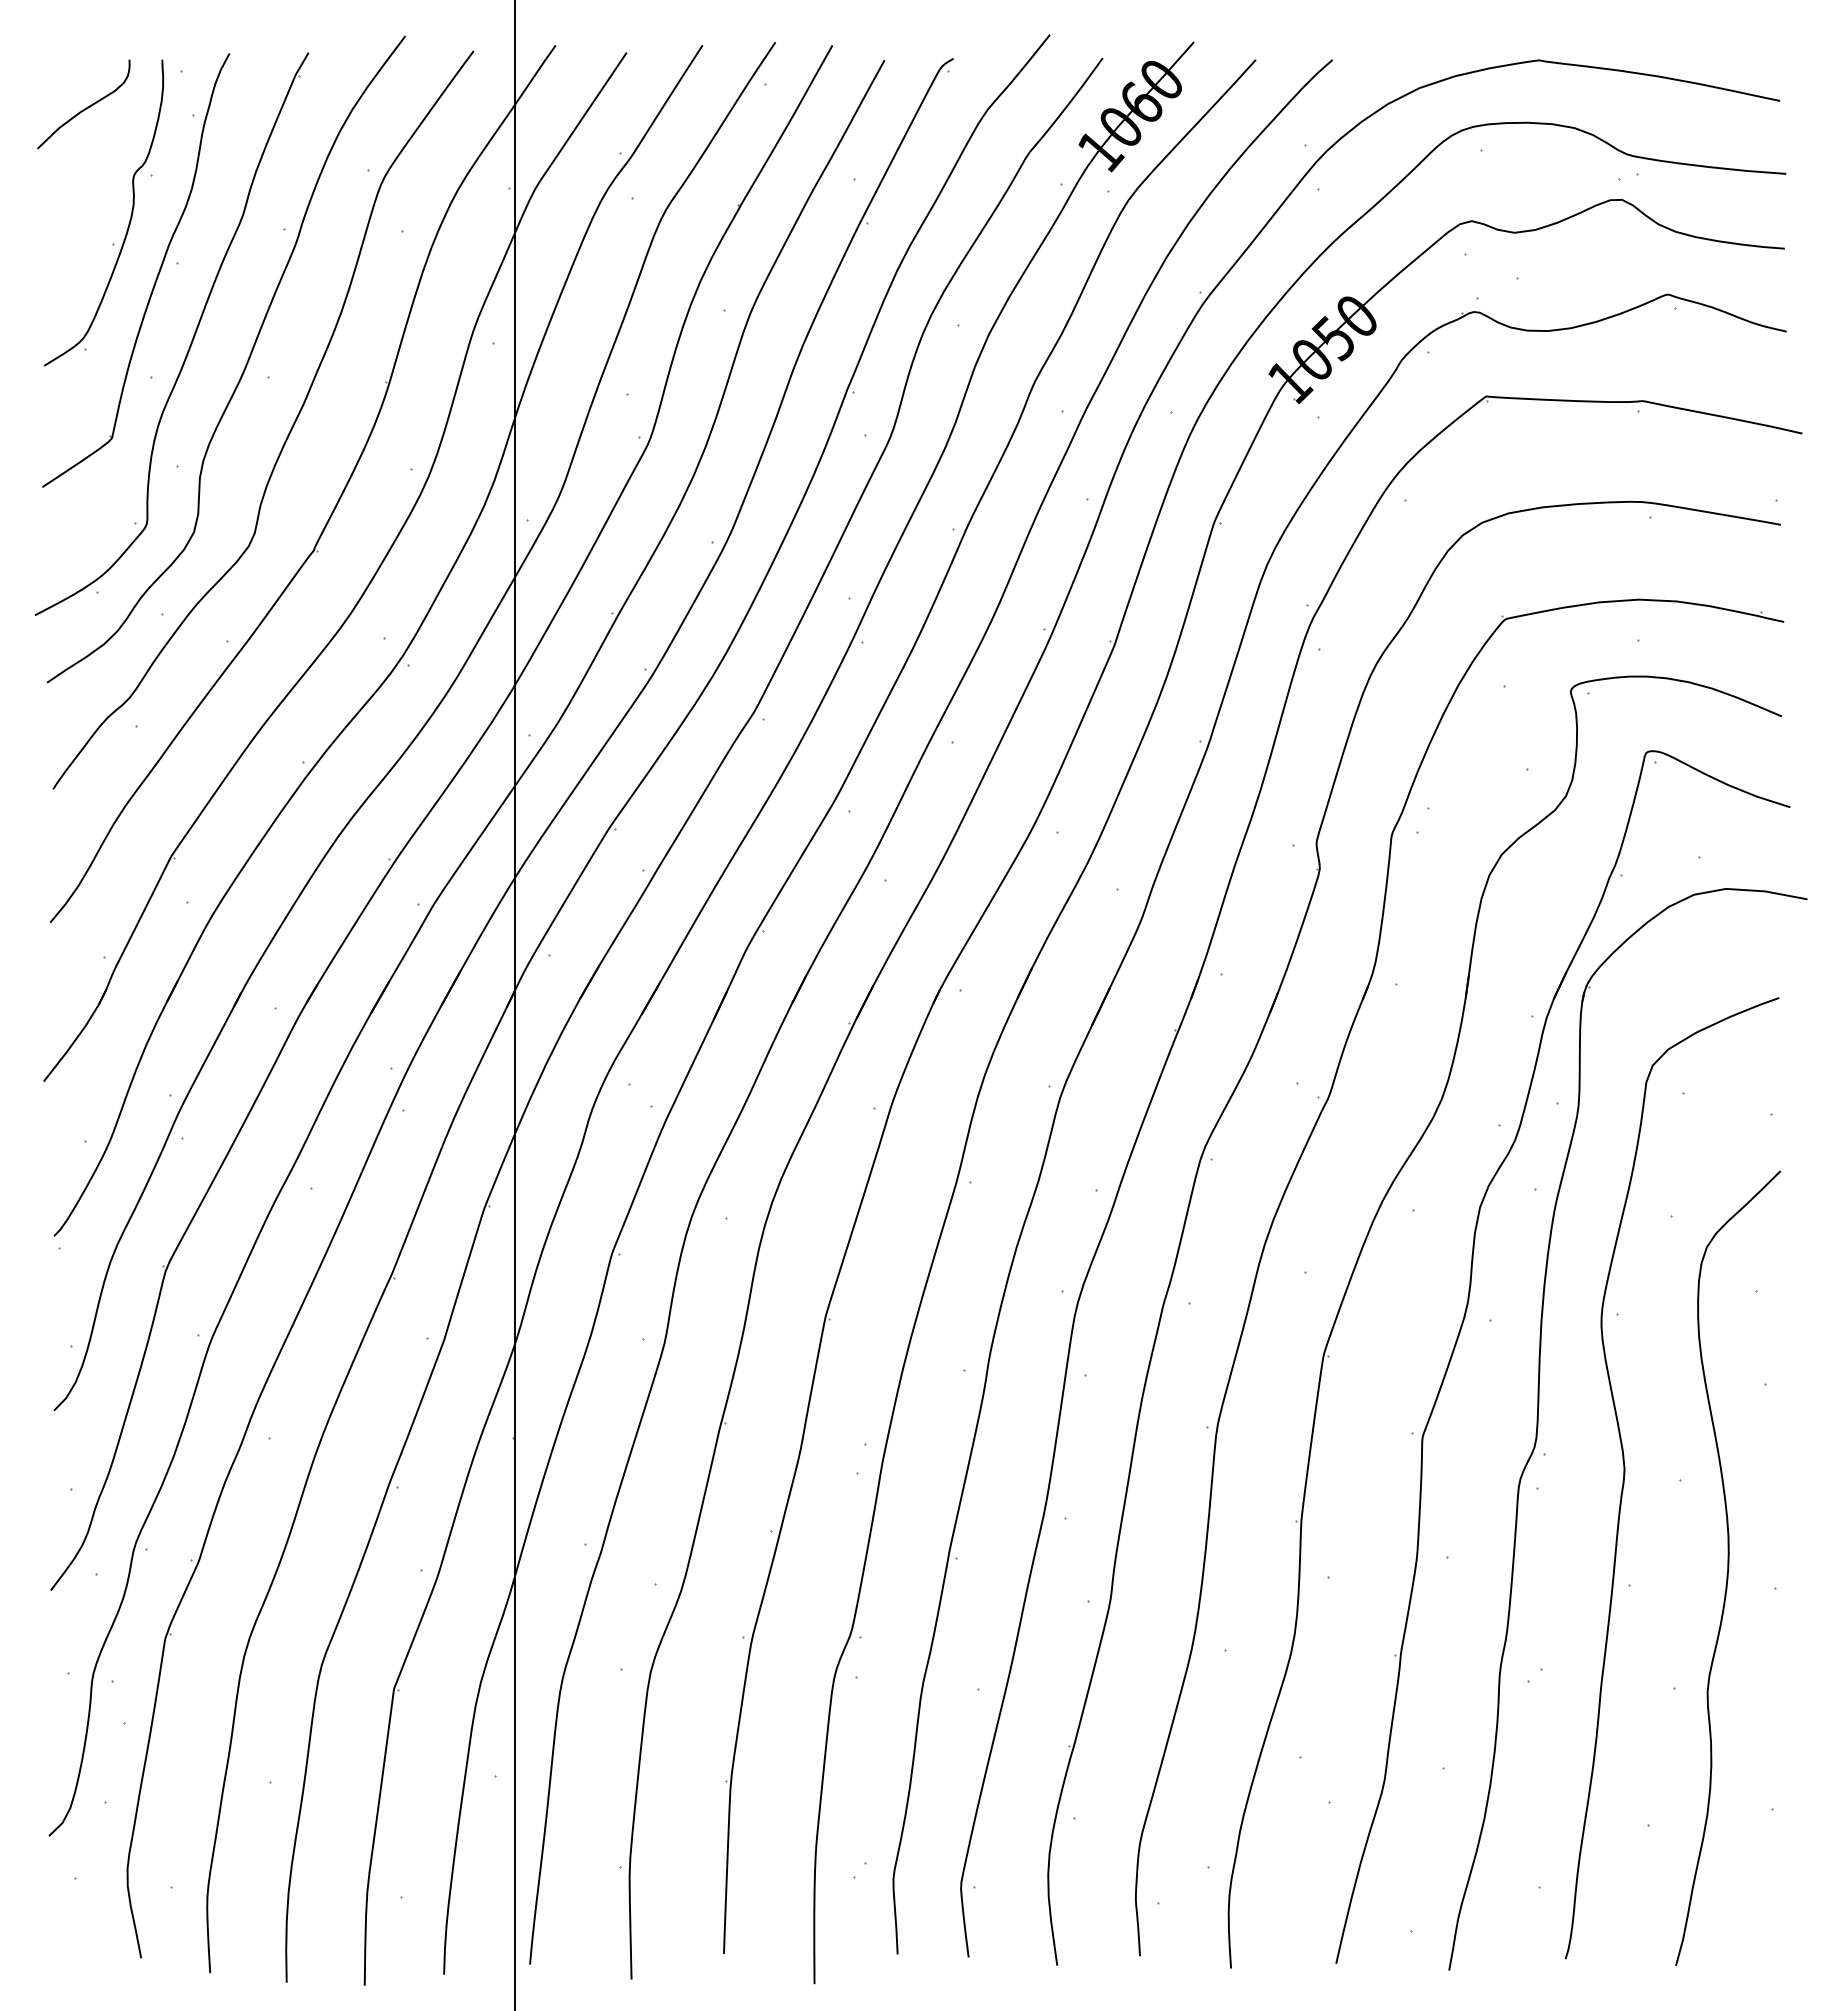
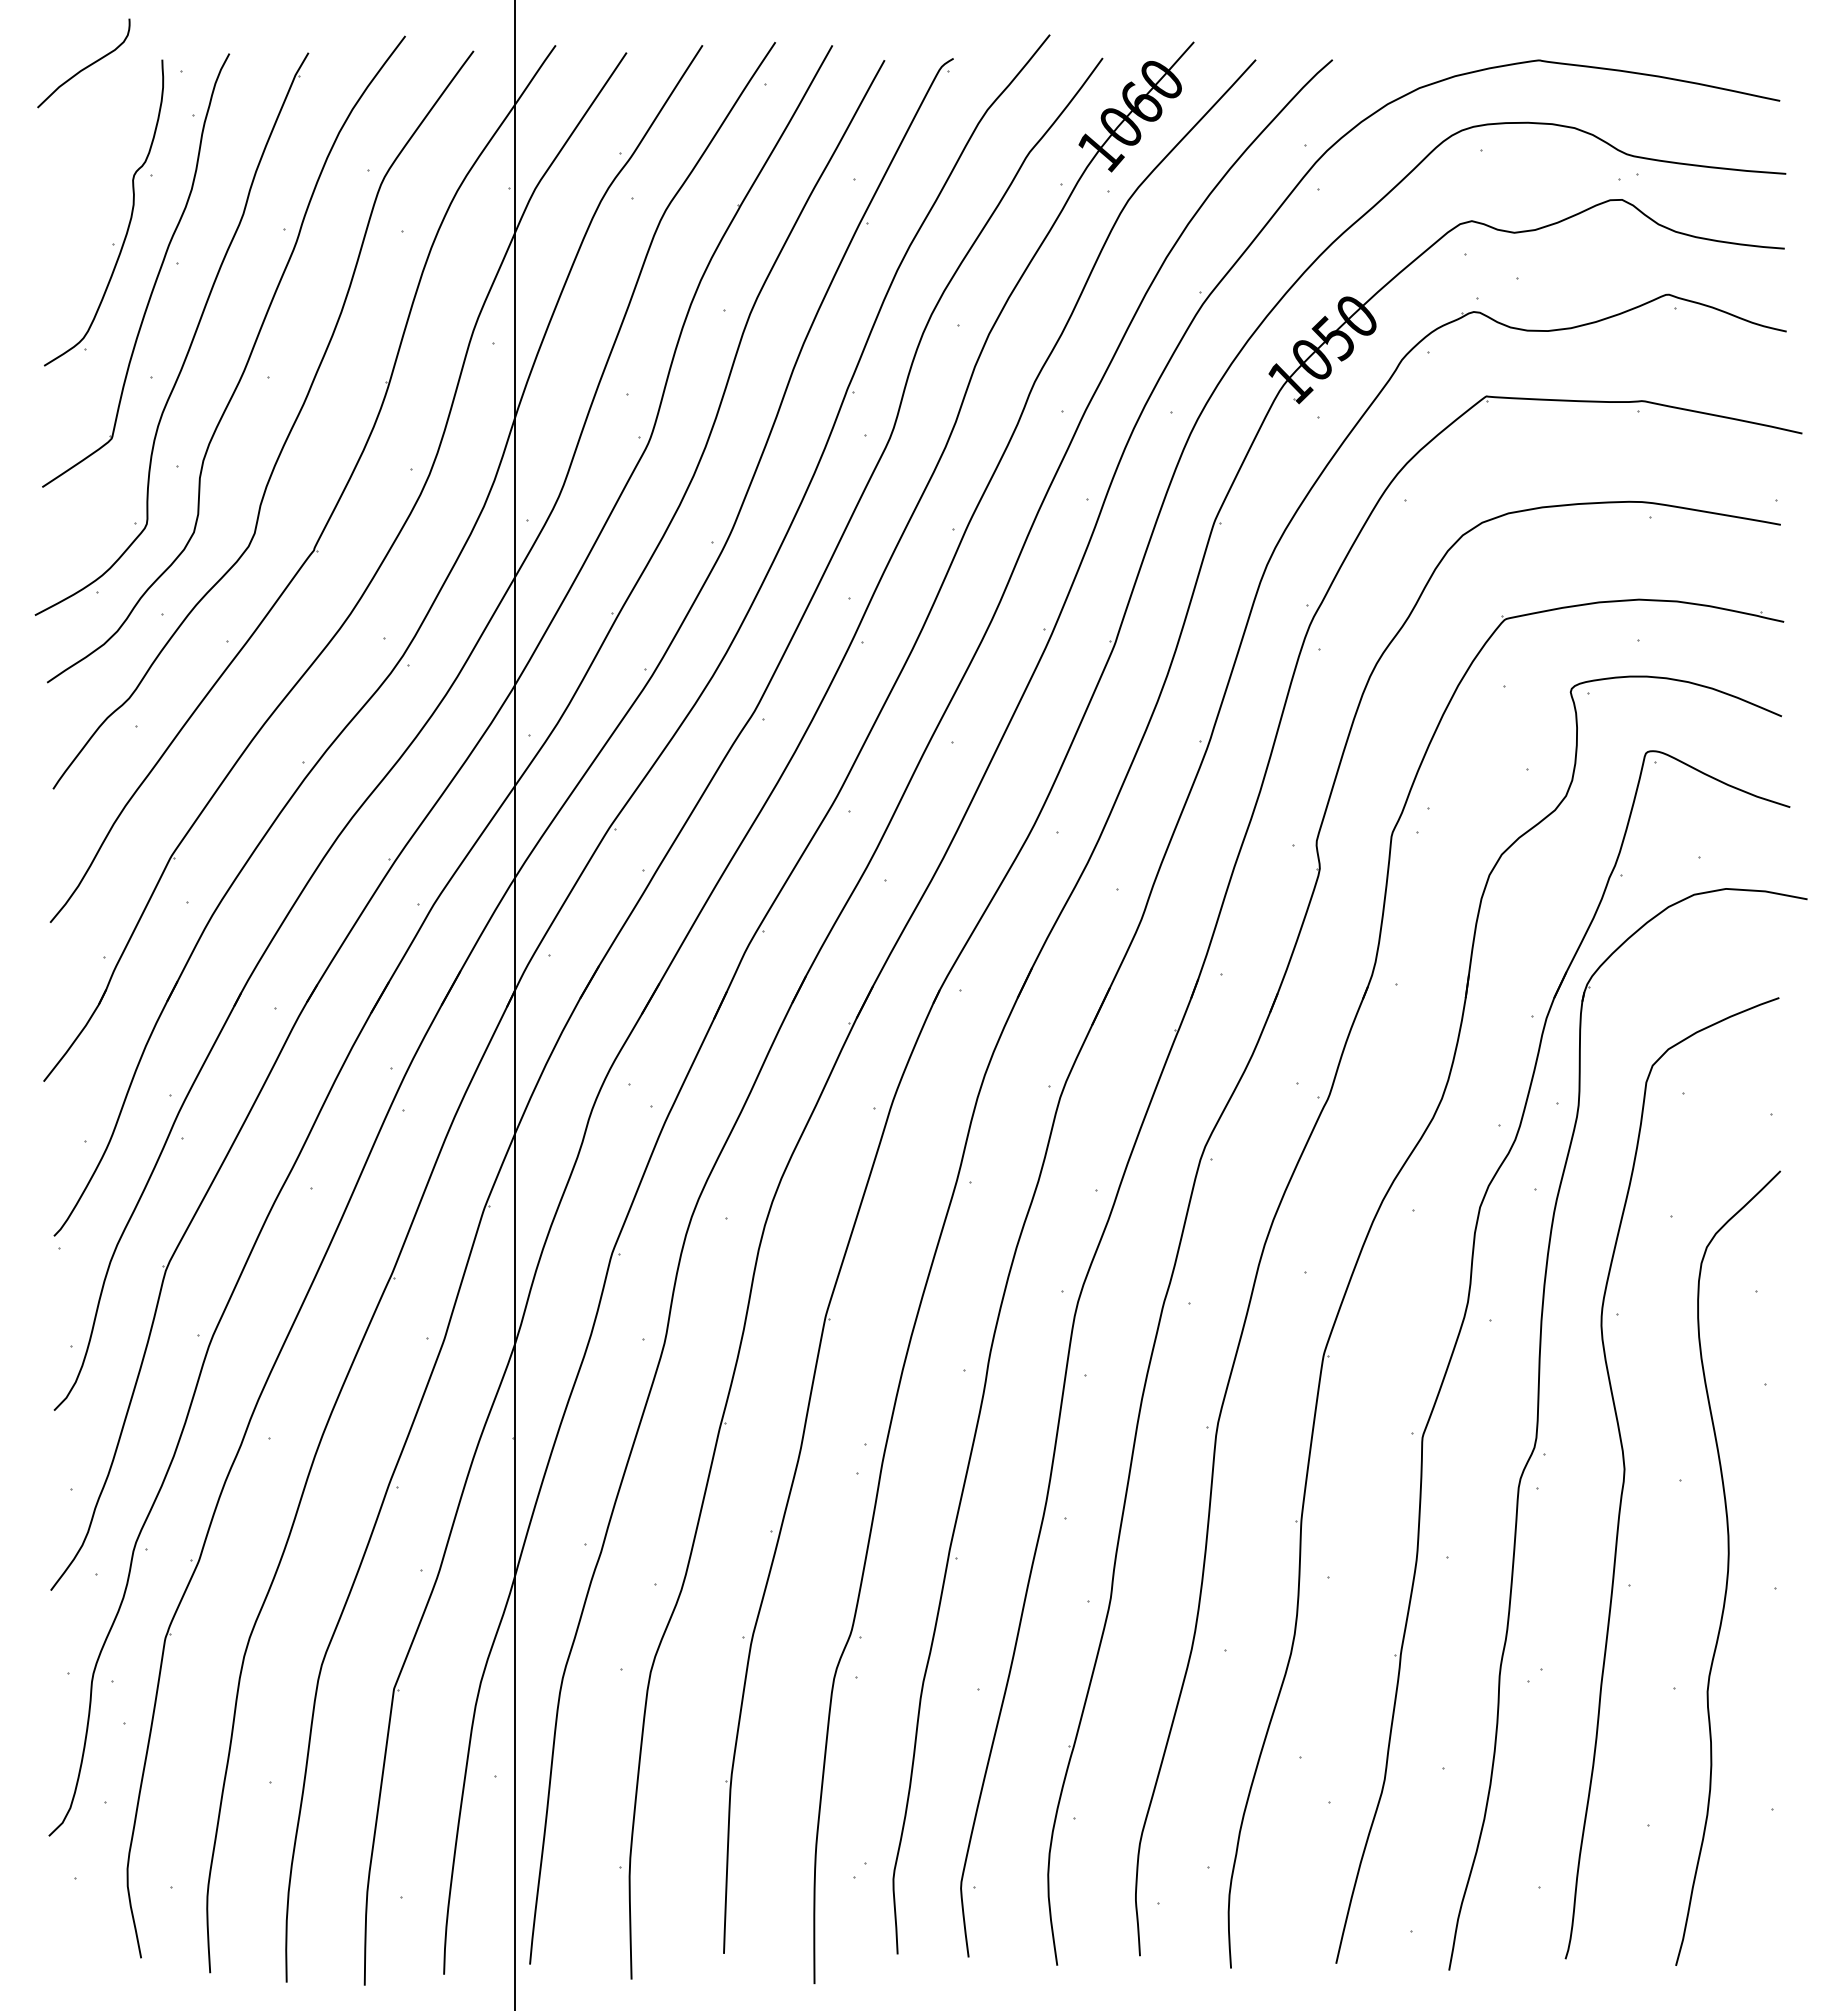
curve position: (84, 108) -> (84, 67) (84, 67)
